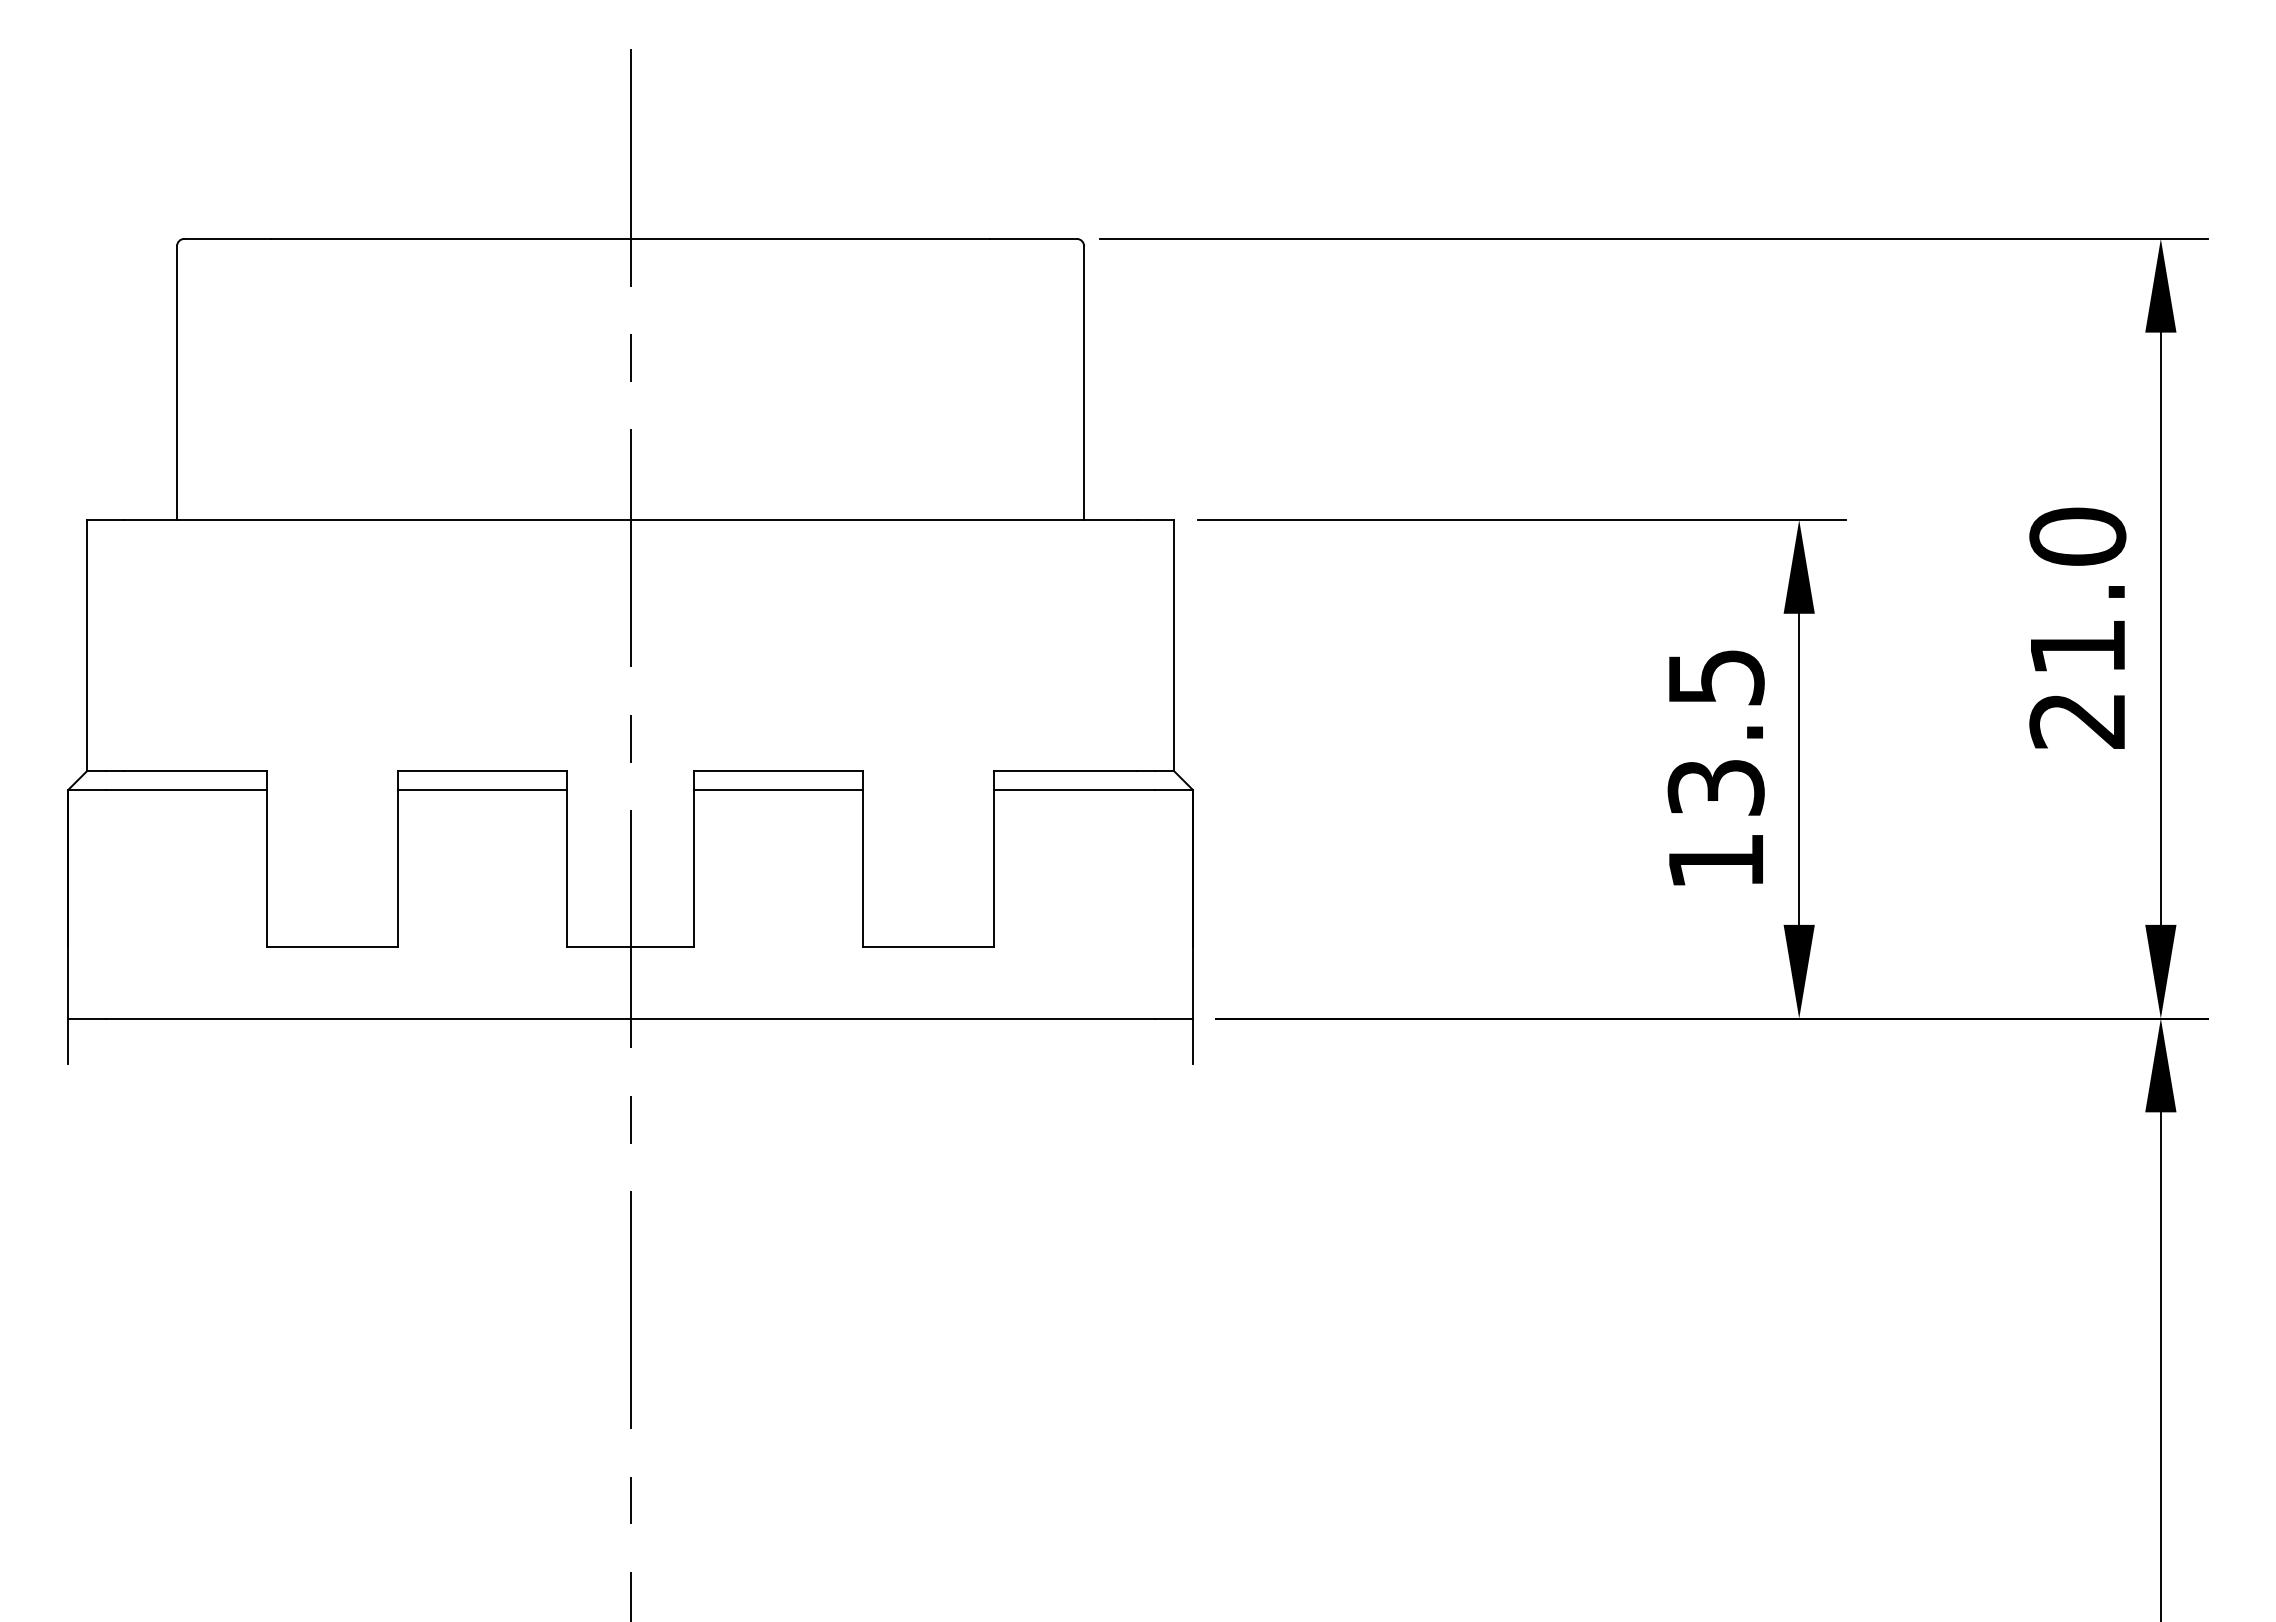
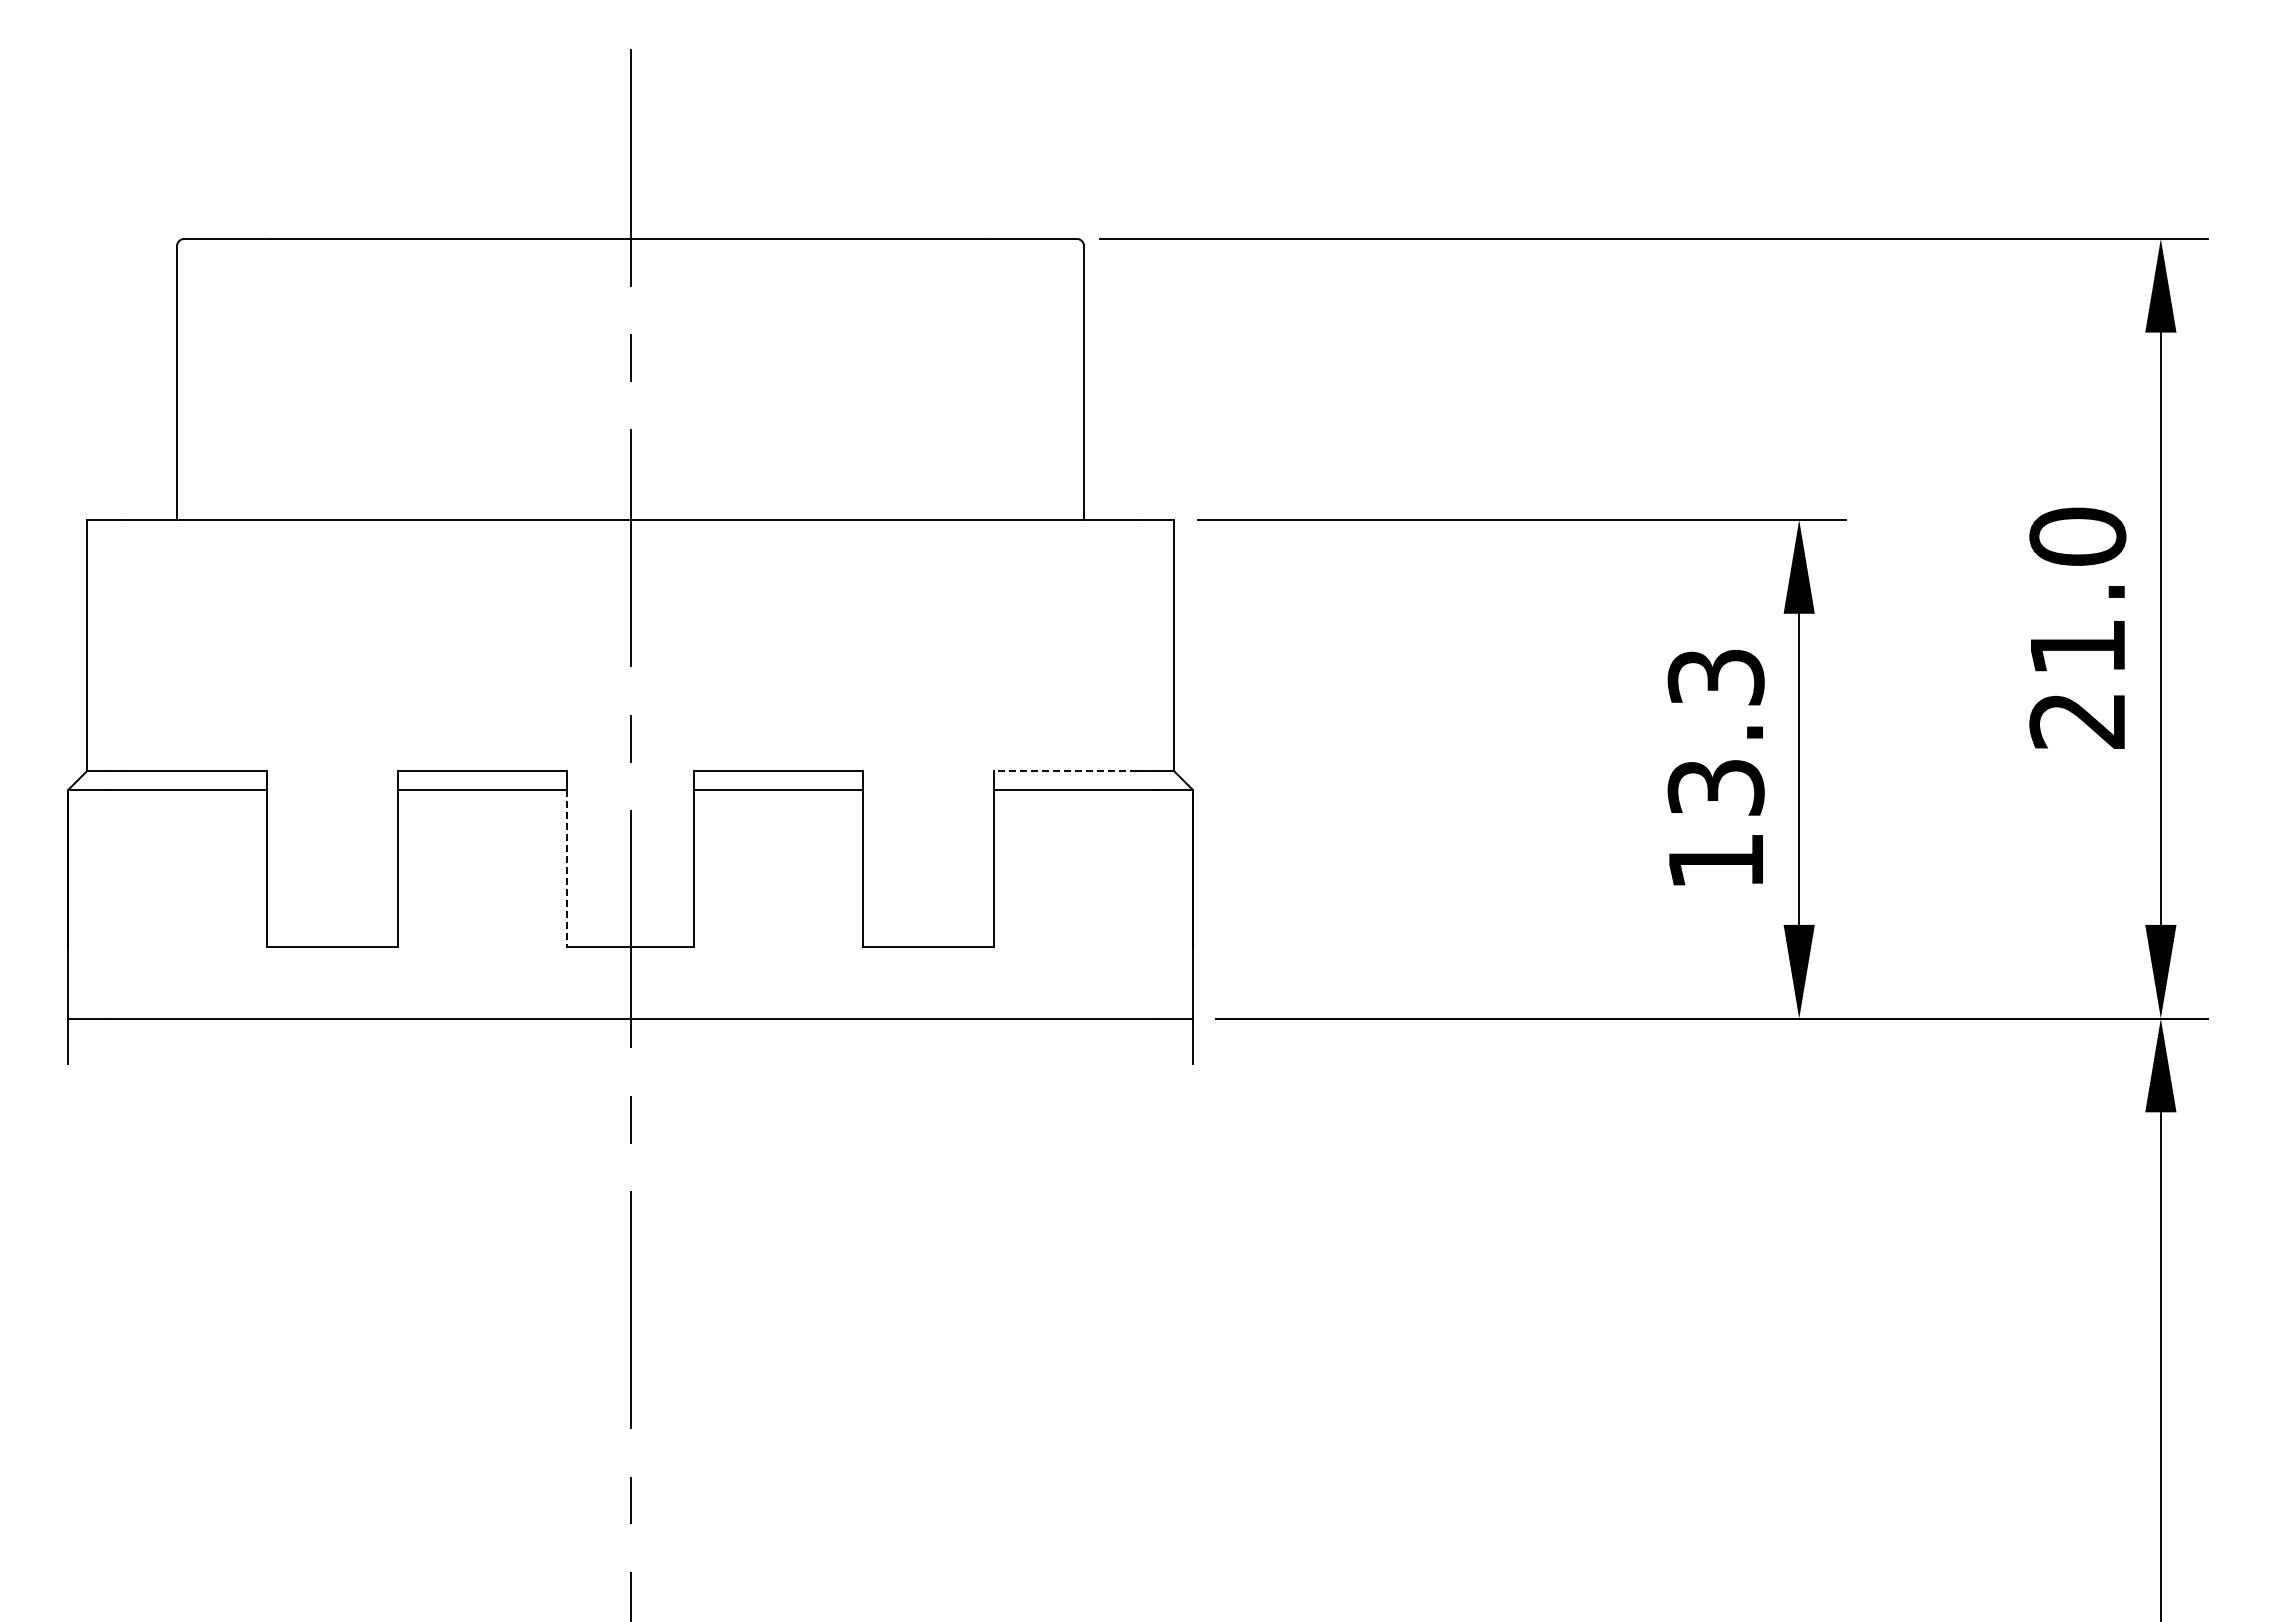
text: 13.5 -> 13.3 (1715, 677)
line: solid -> dashed (1064, 771)
line: solid -> dashed (566, 868)
